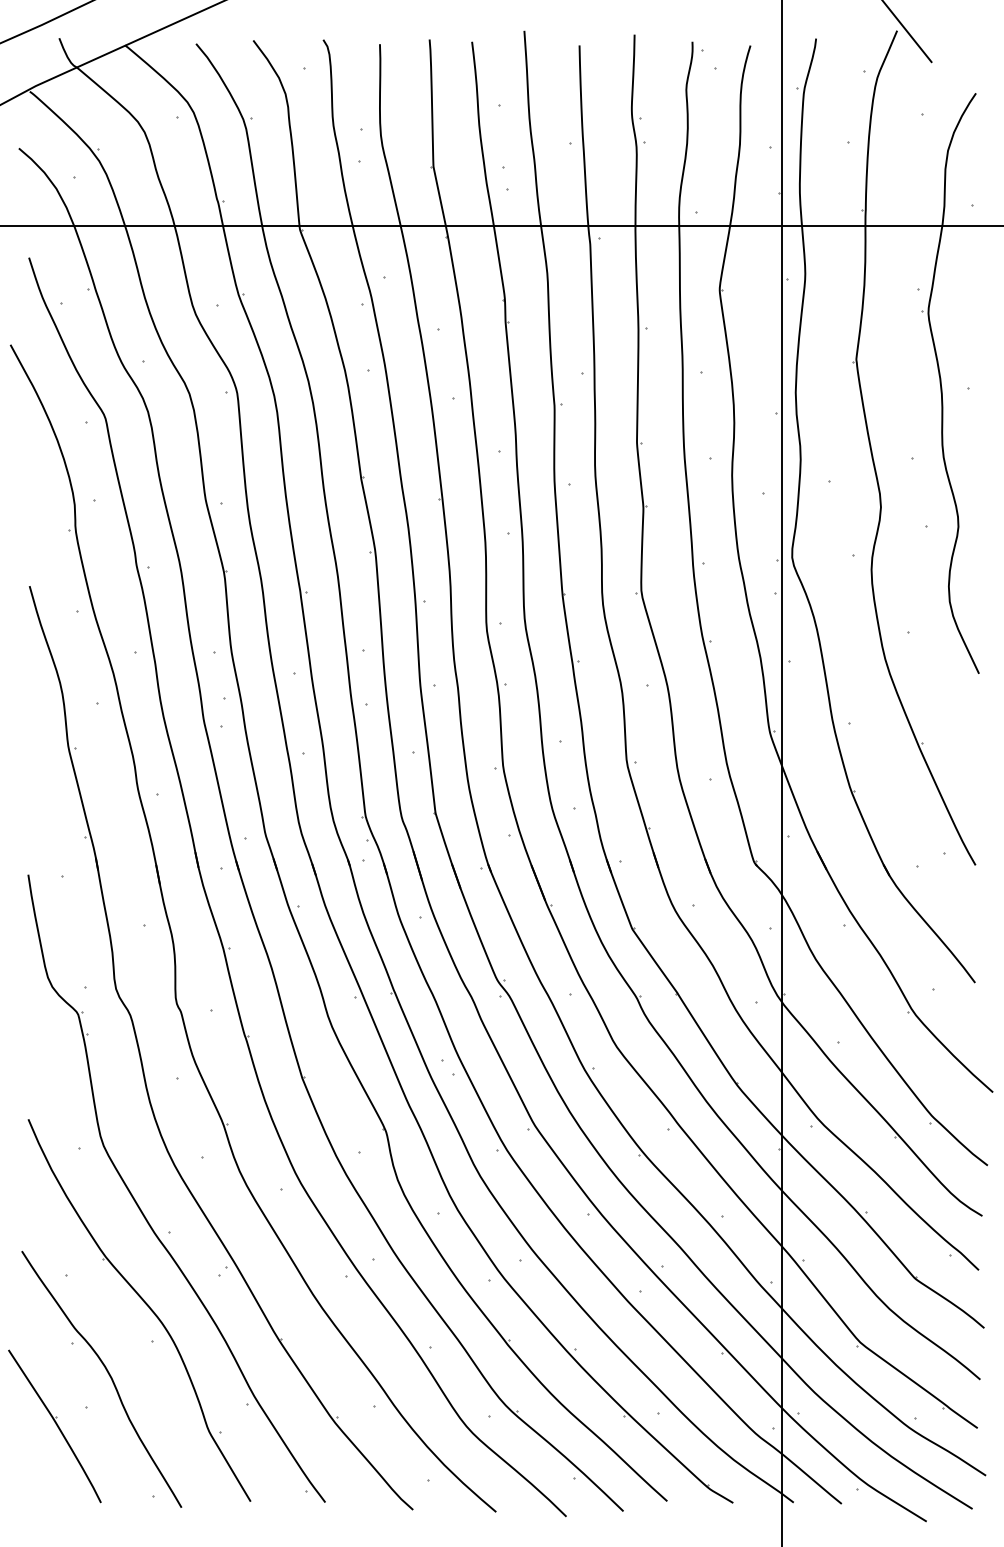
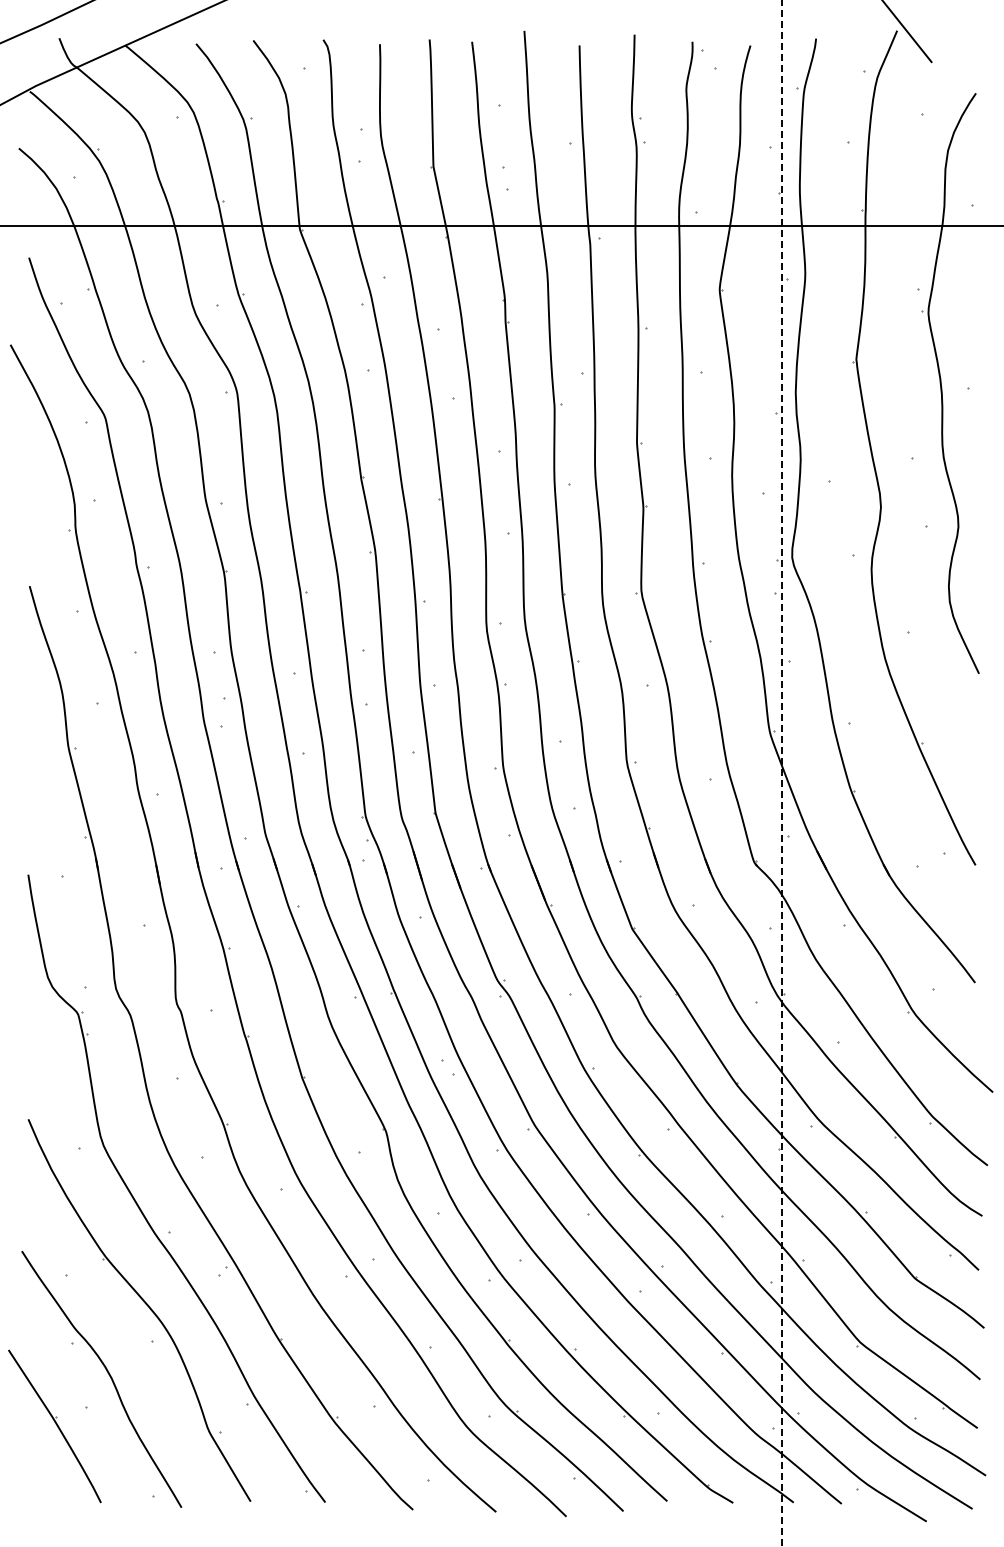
line: solid -> dashed (782, 773)
